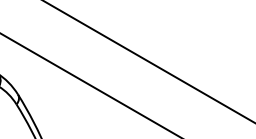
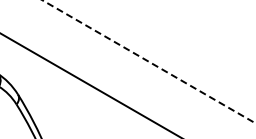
line: solid -> dashed (148, 61)
